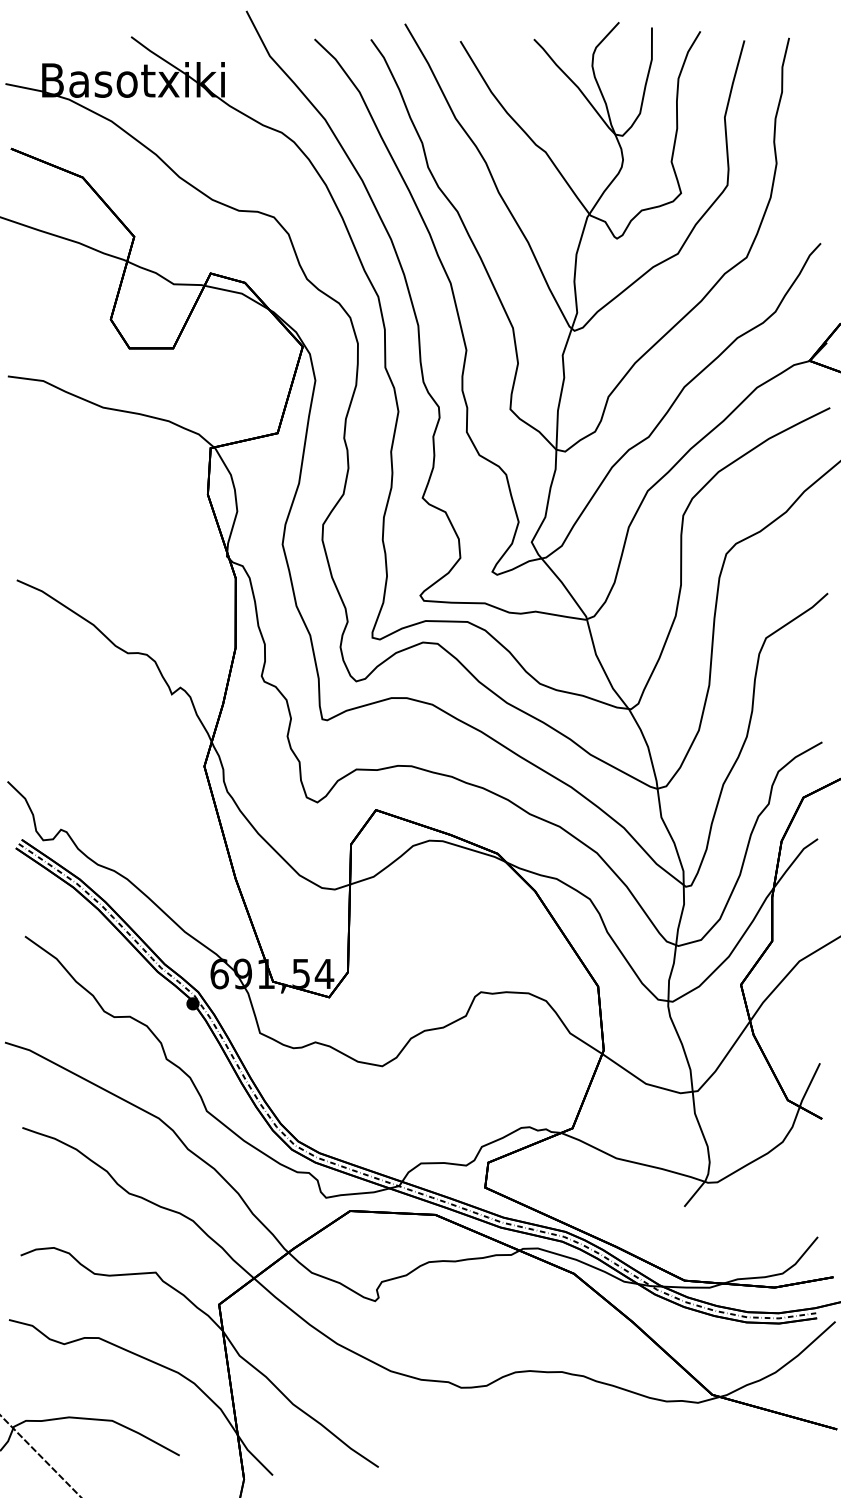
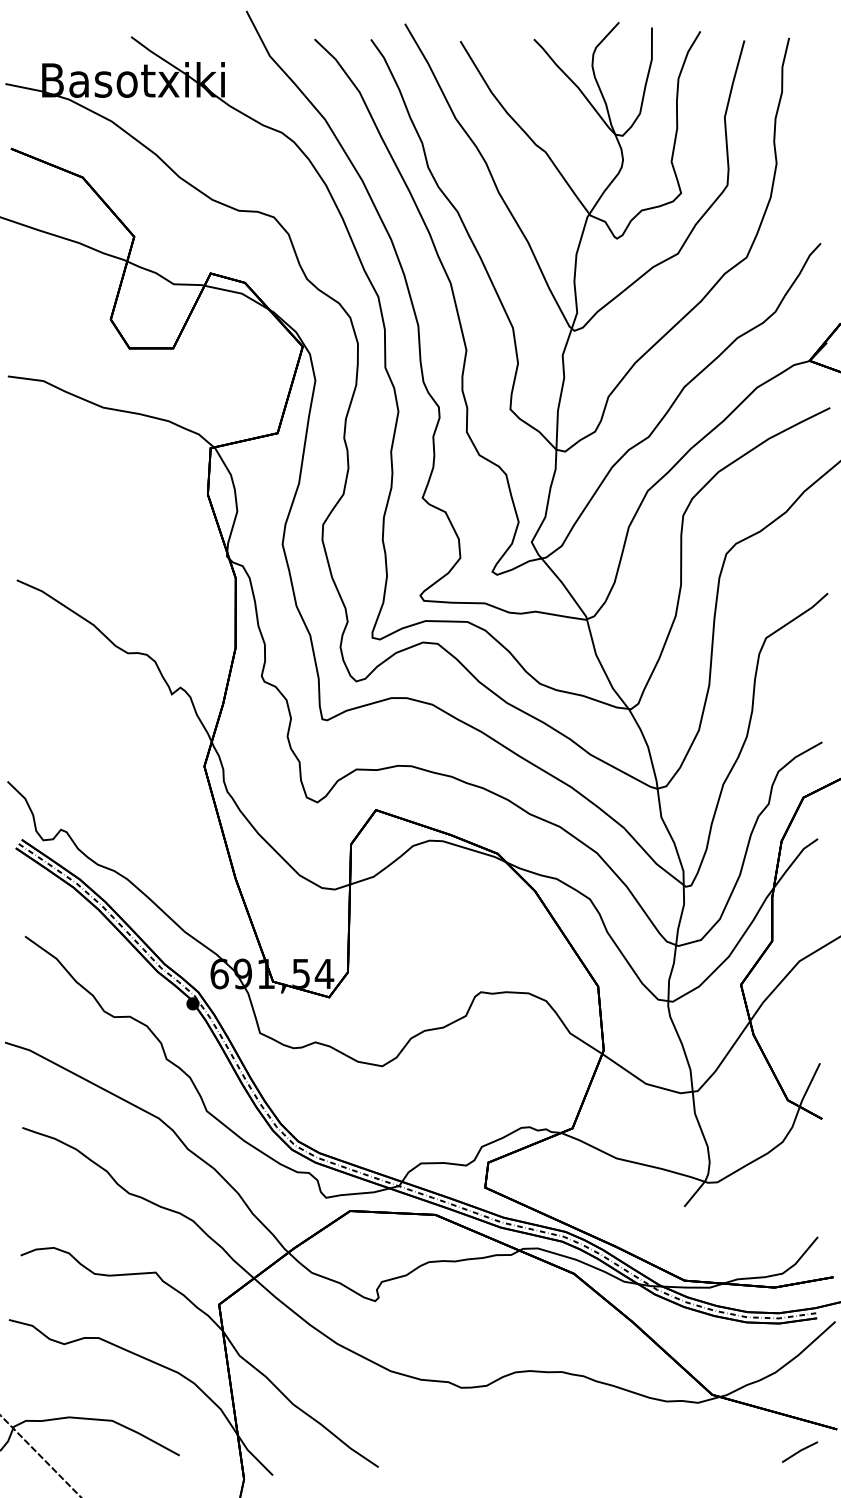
line: none -> present (799, 1451)
